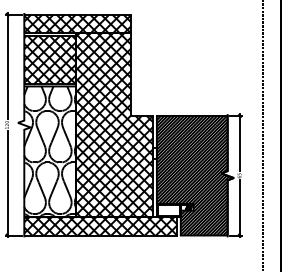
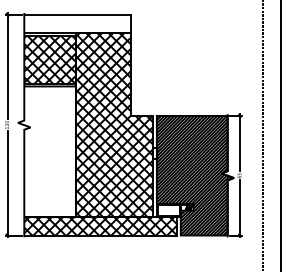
hatch: present -> none (77, 23)
hatch: present -> none (49, 151)
